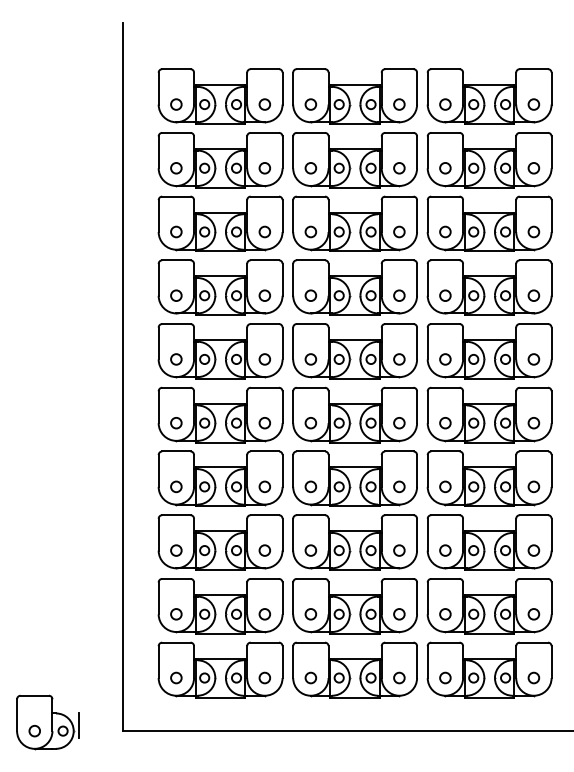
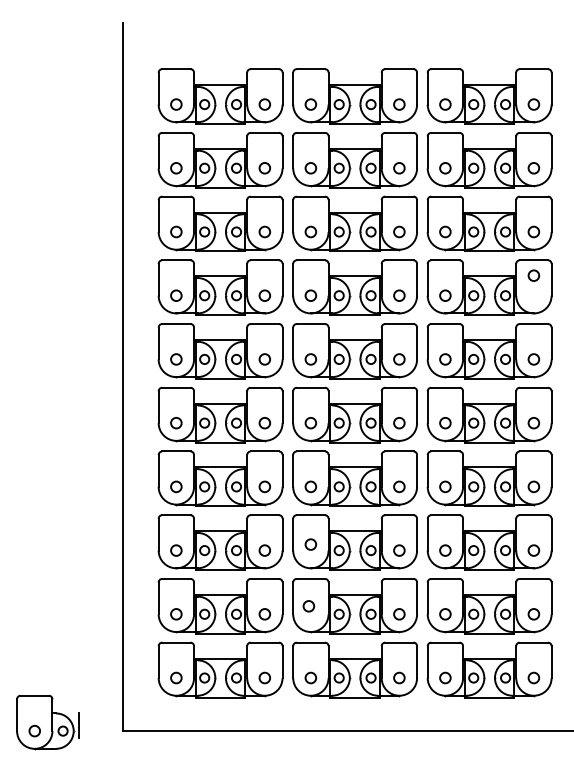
circle position: (533, 295) -> (533, 275) (533, 275)
circle position: (310, 550) -> (310, 544) (310, 544)
circle position: (310, 614) -> (308, 606) (308, 606)
